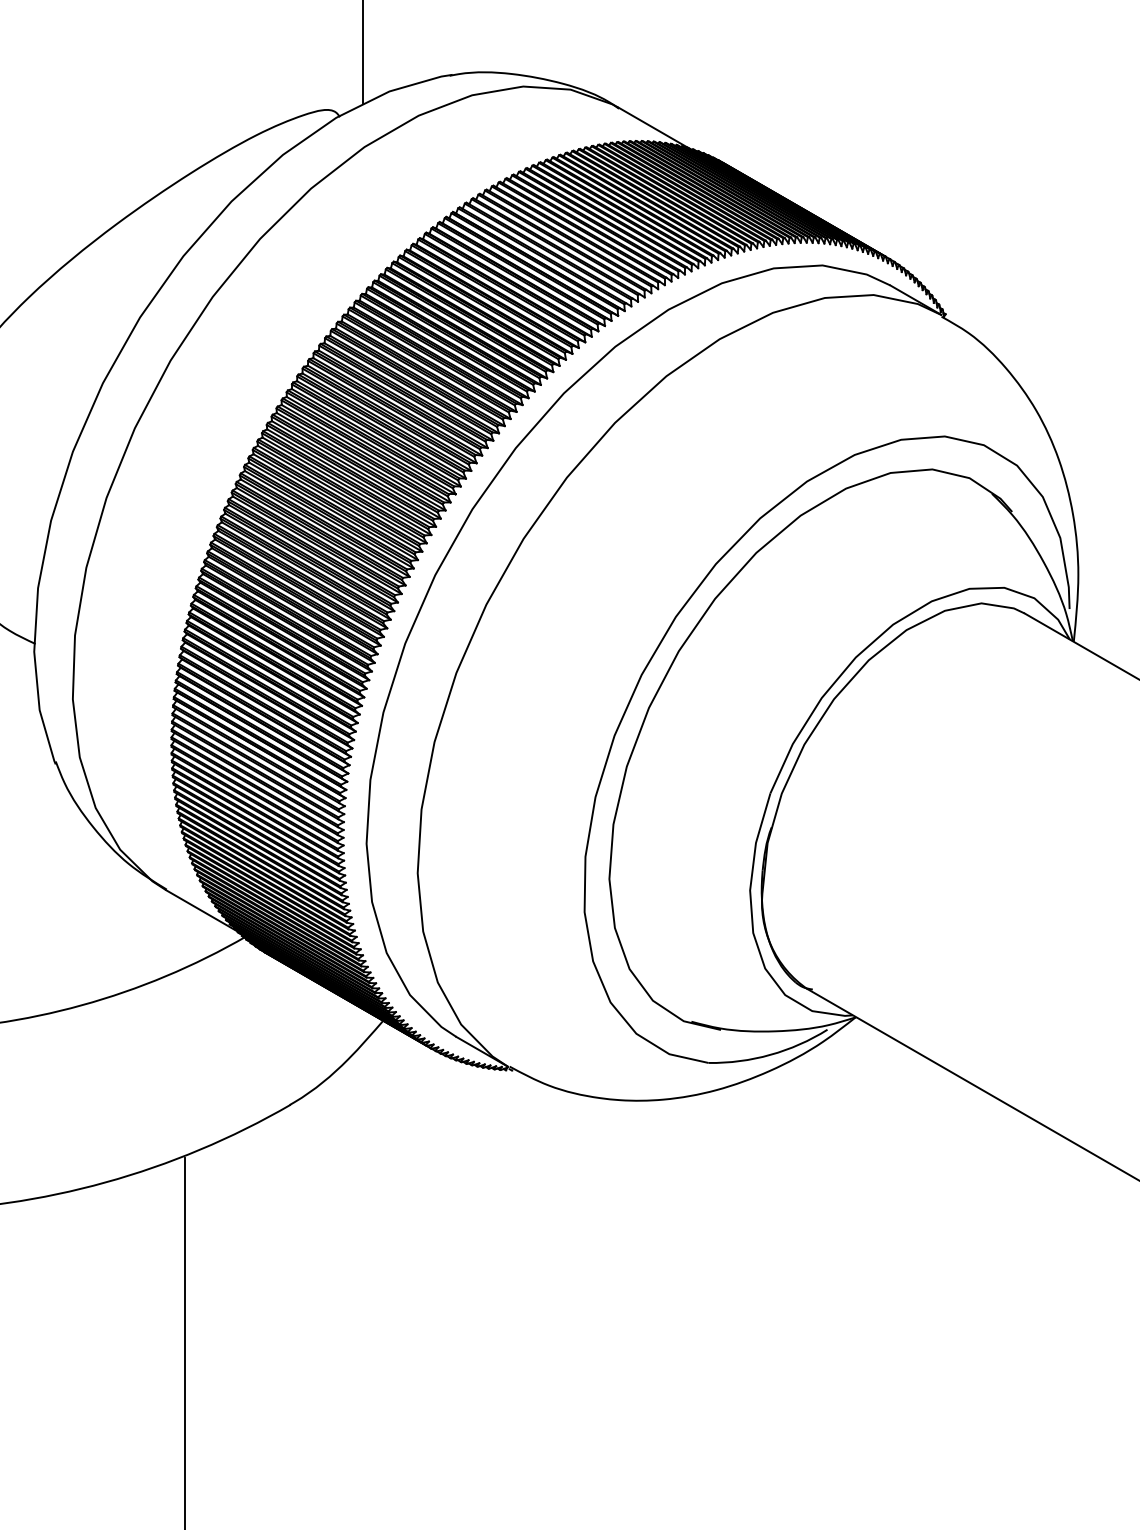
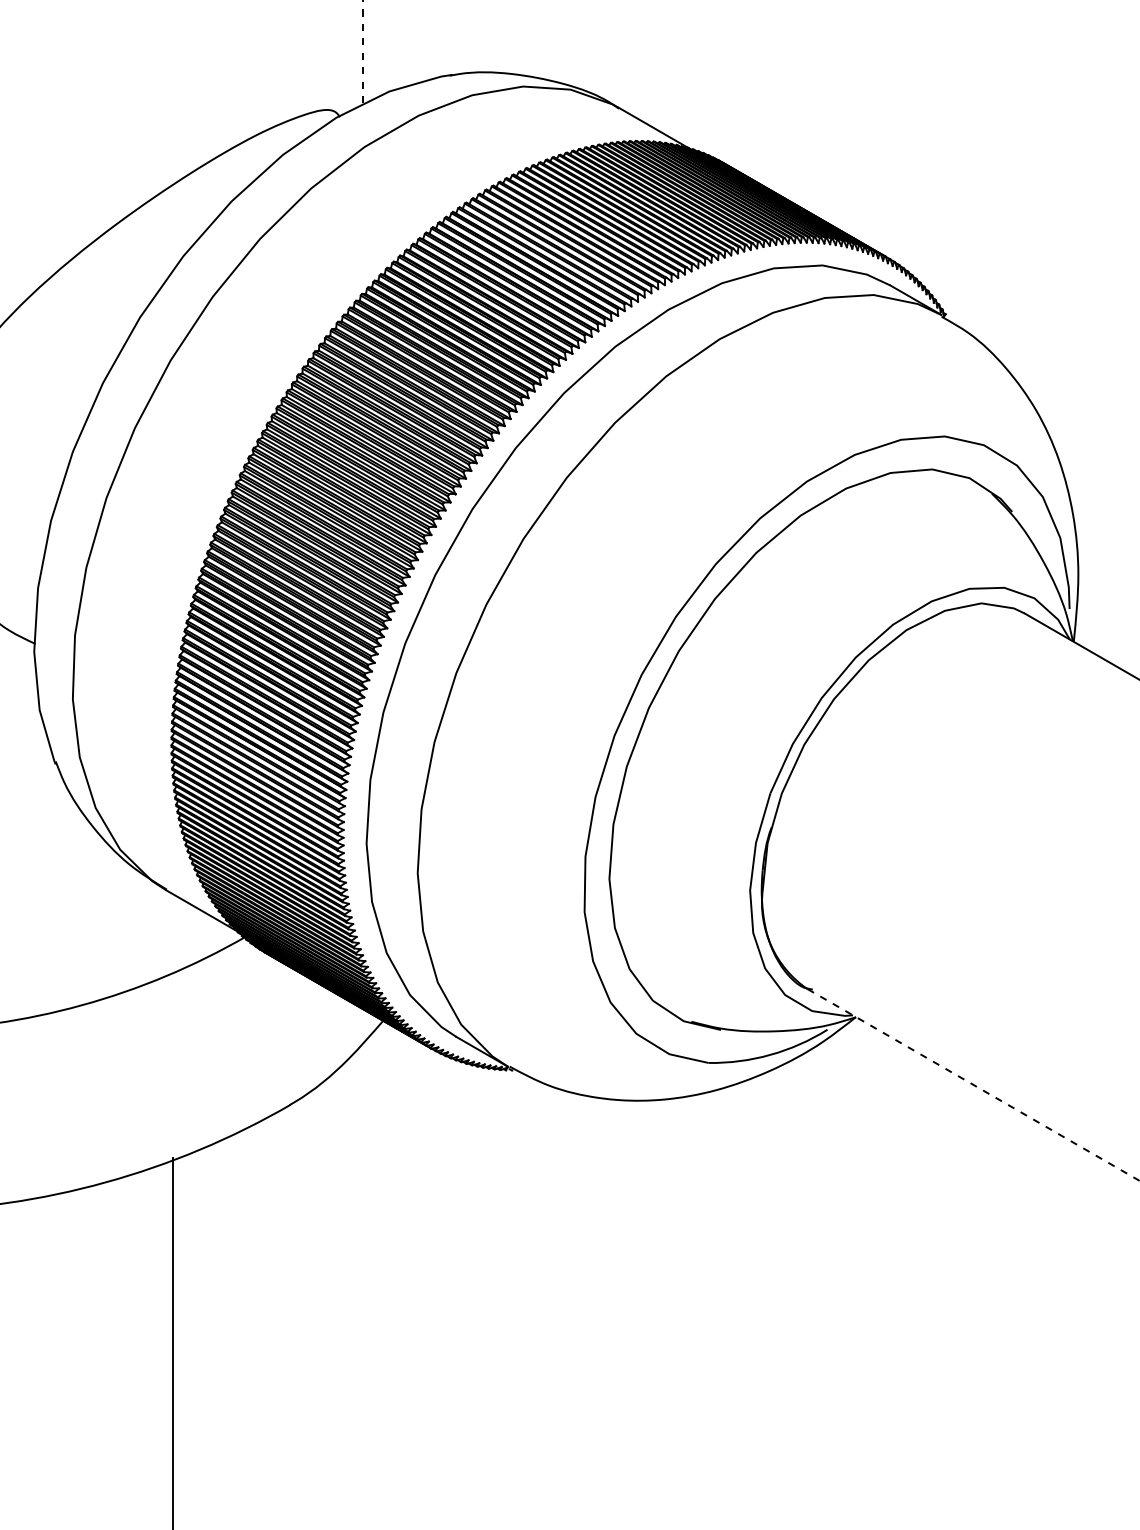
line: solid -> dashed (362, 51)
line: solid -> dashed (973, 1085)
line position: (184, 1342) -> (172, 1342) (172, 1342)
